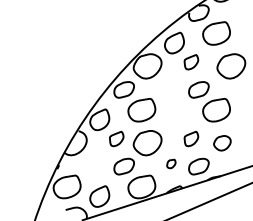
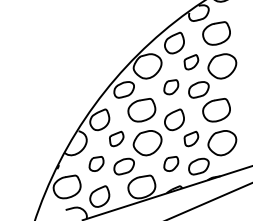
part position: (231, 66) -> (222, 66) (222, 66)
part: none -> present (171, 87)
part: none -> present (174, 119)
part size: 19x17 px -> 31x27 px (222, 143)
part: none -> present (96, 163)
part size: 11x12 px -> 17x16 px (171, 163)
